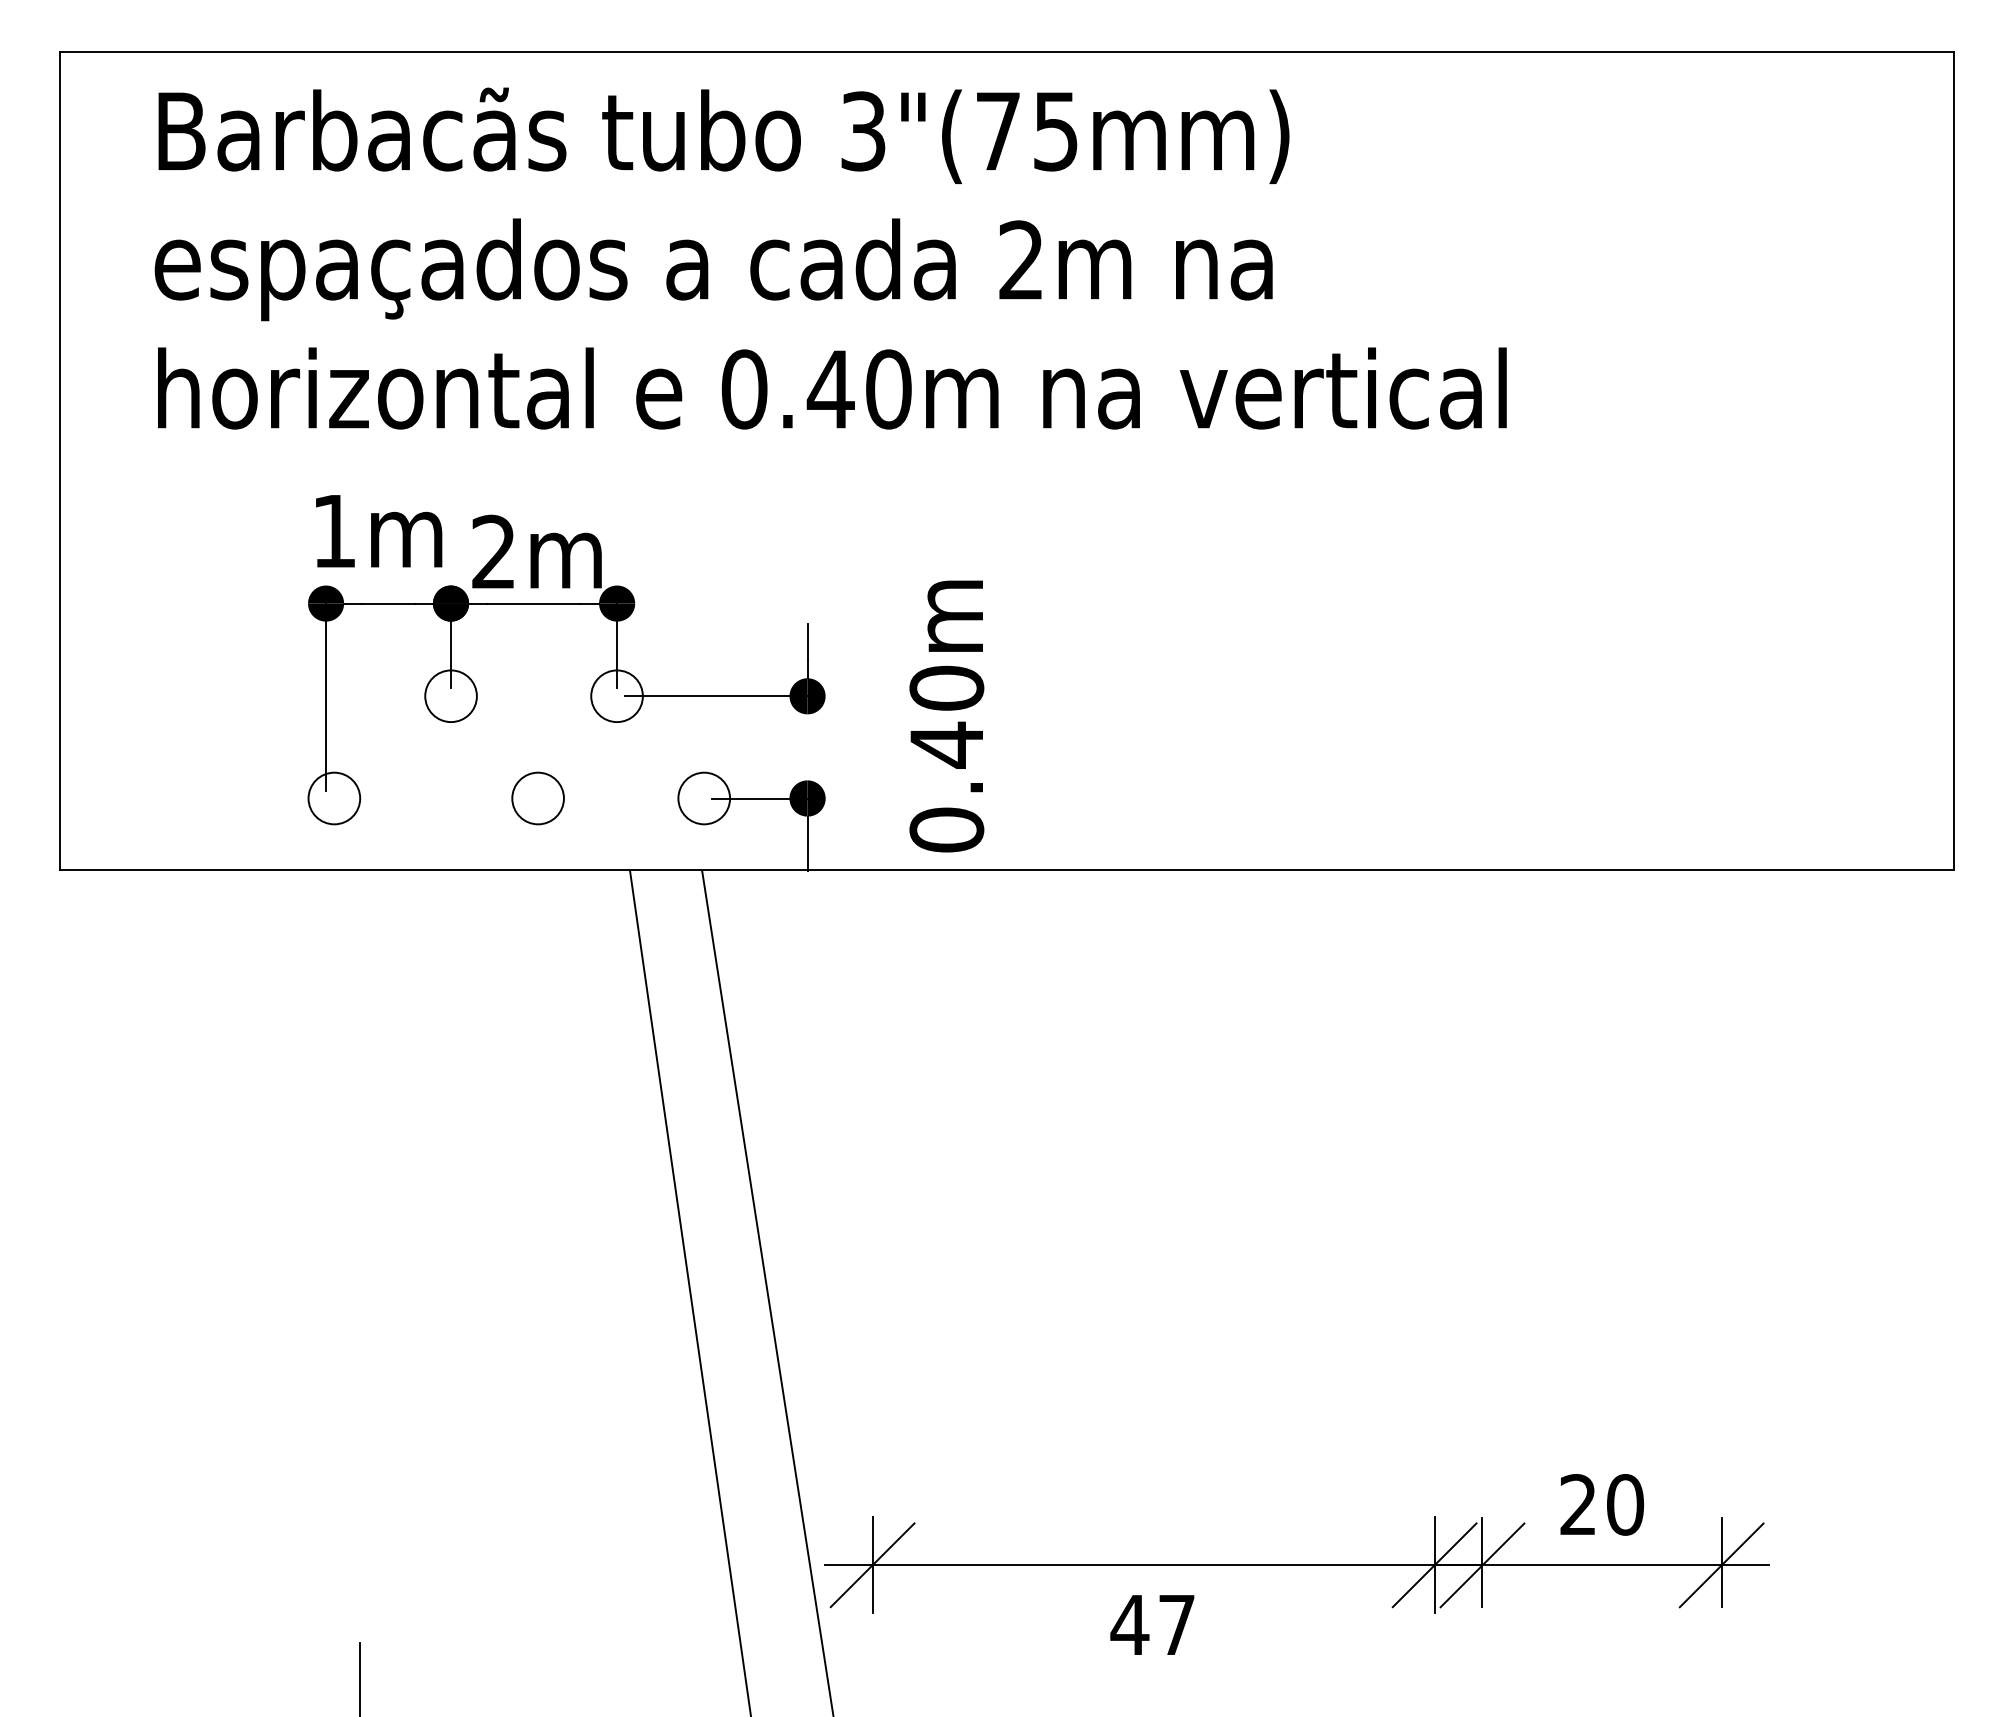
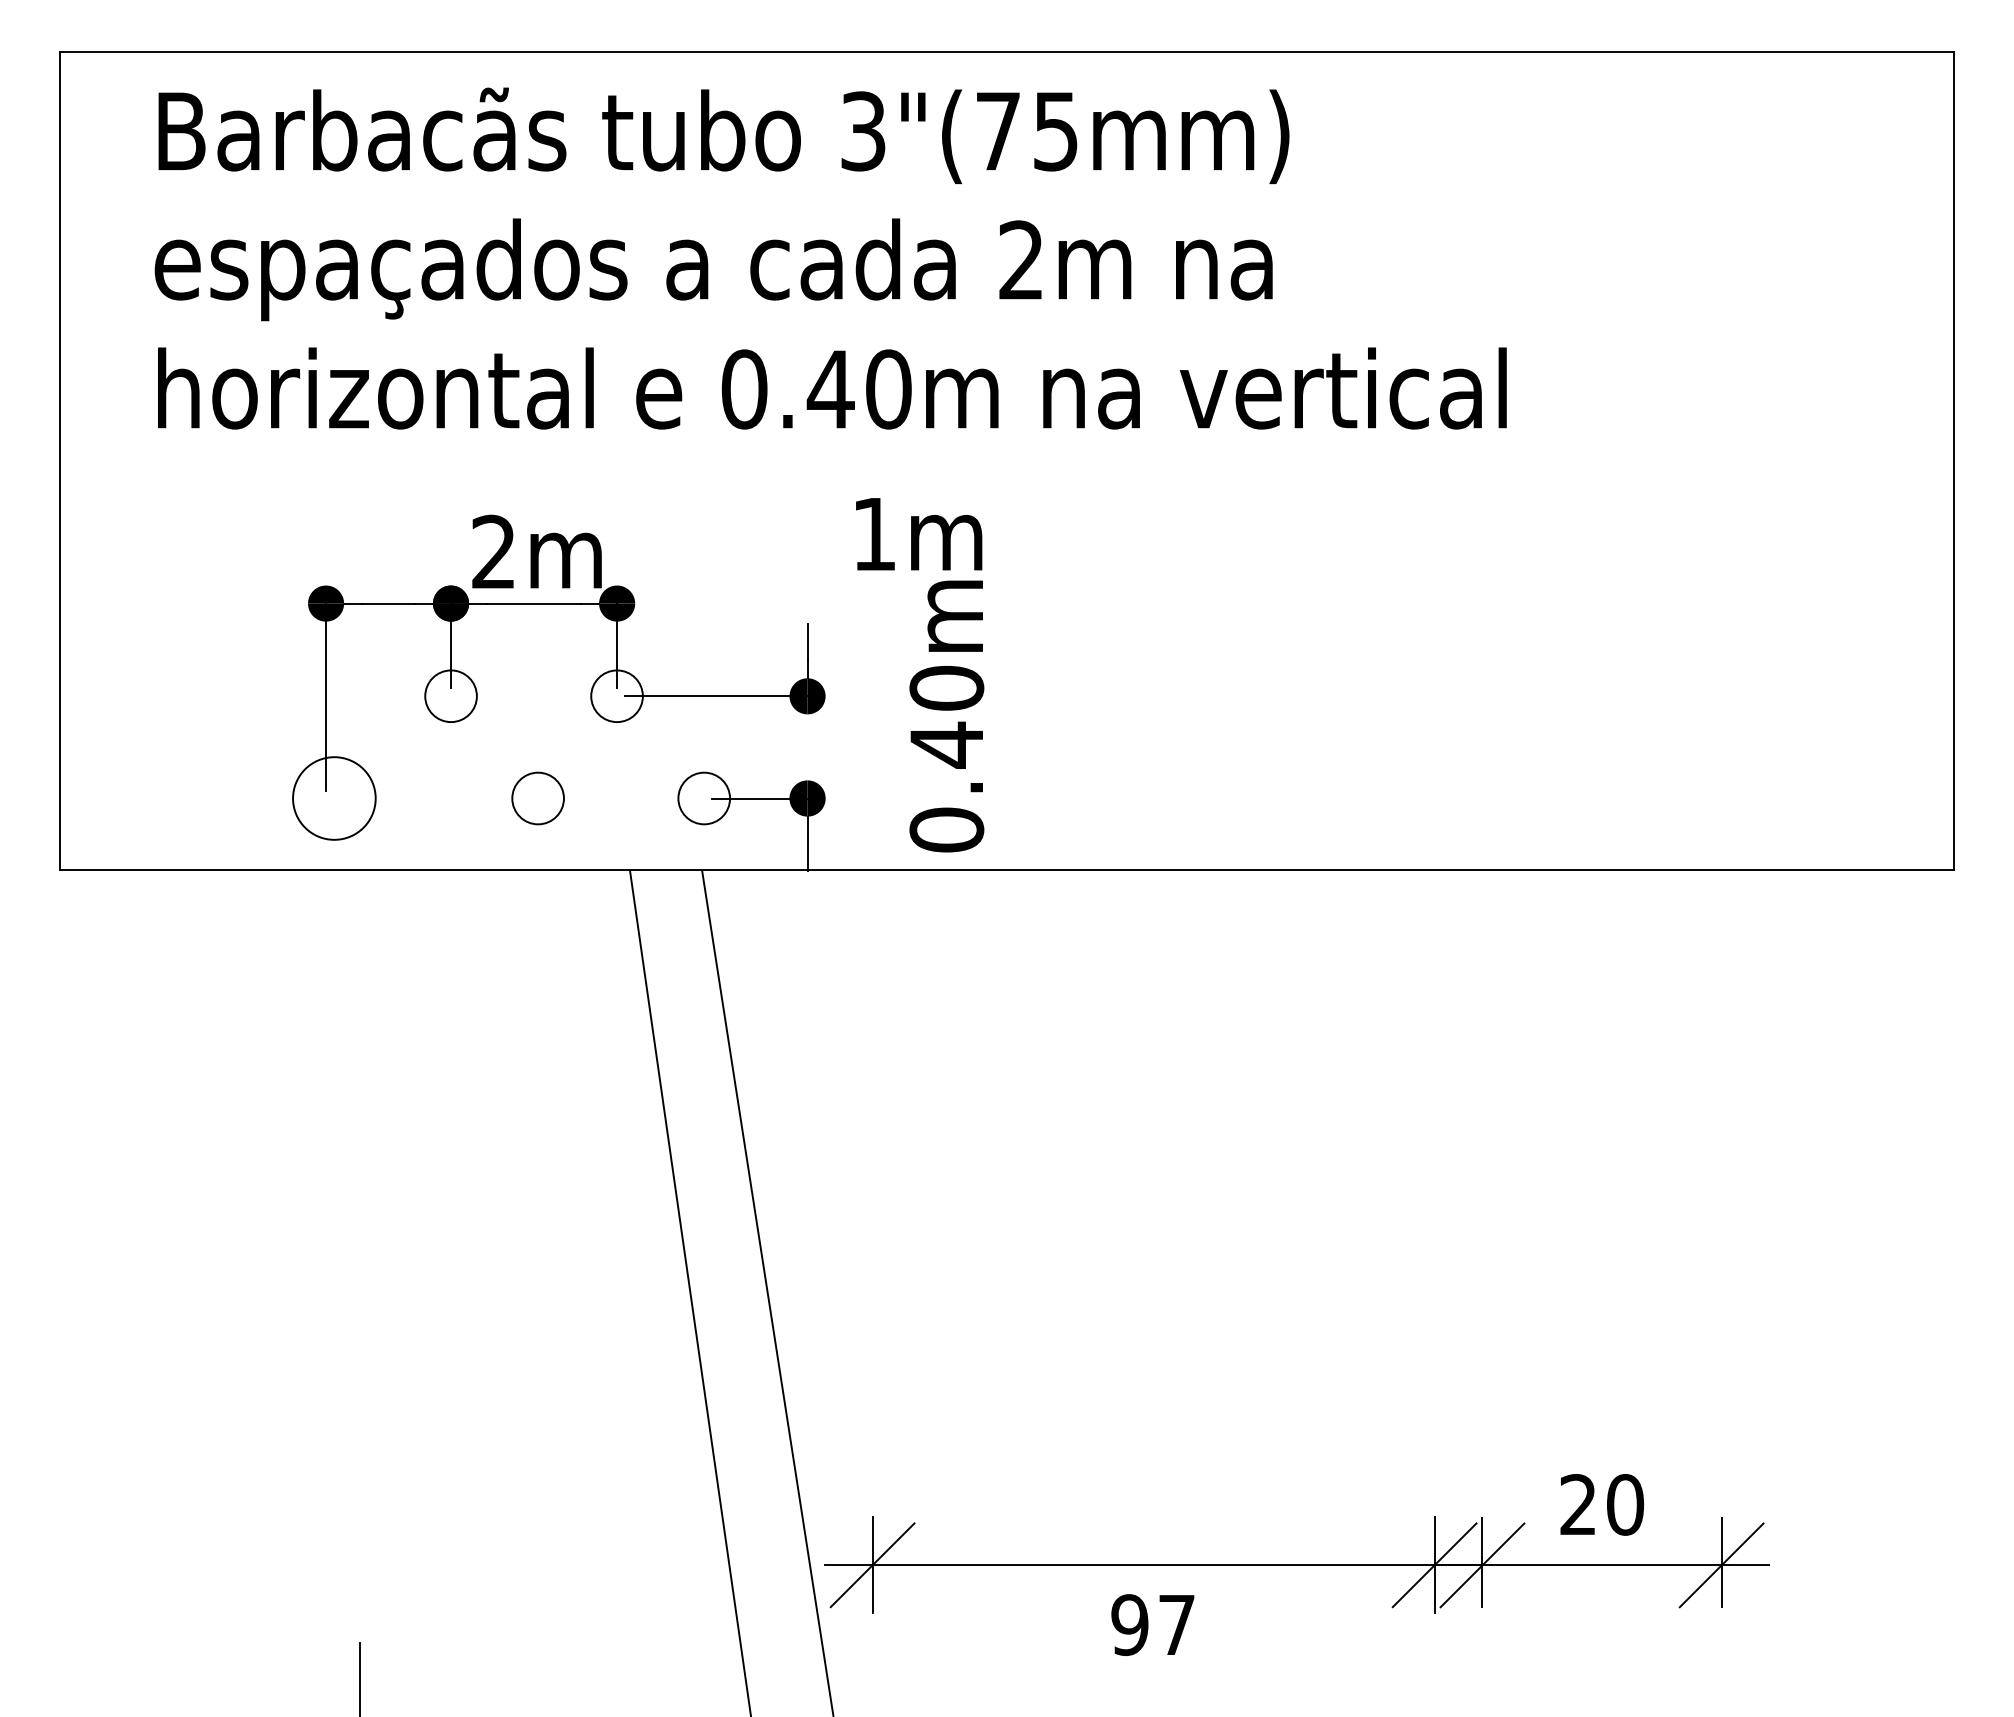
text position: (379, 531) -> (919, 534) (919, 534)
circle diameter: 52 px -> 83 px (334, 798)
text: 47 -> 97 (1129, 1625)
